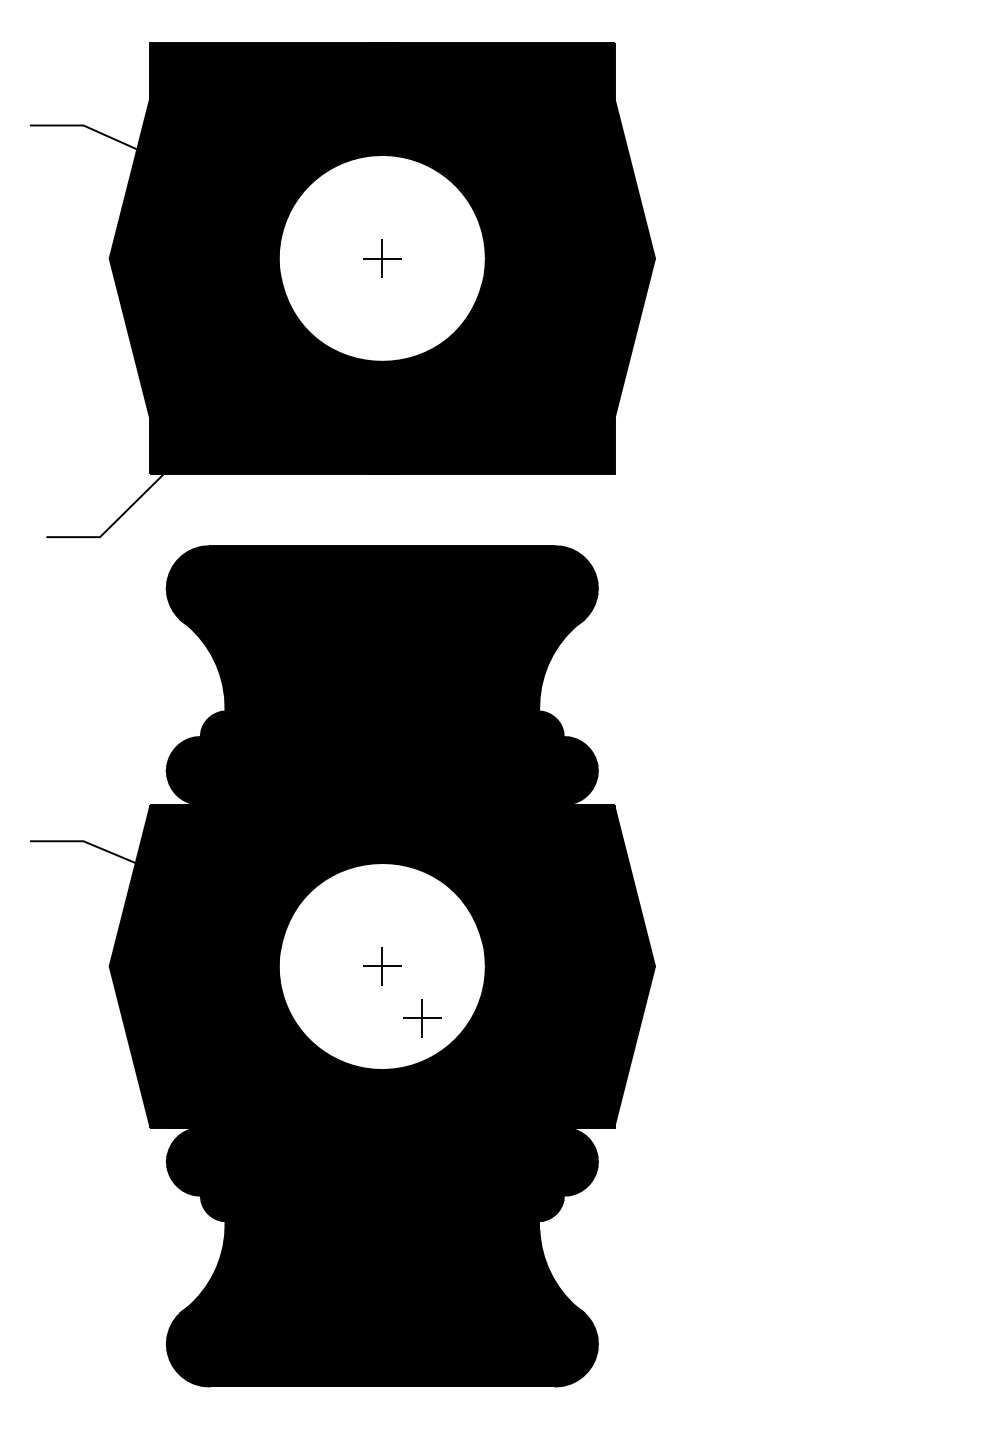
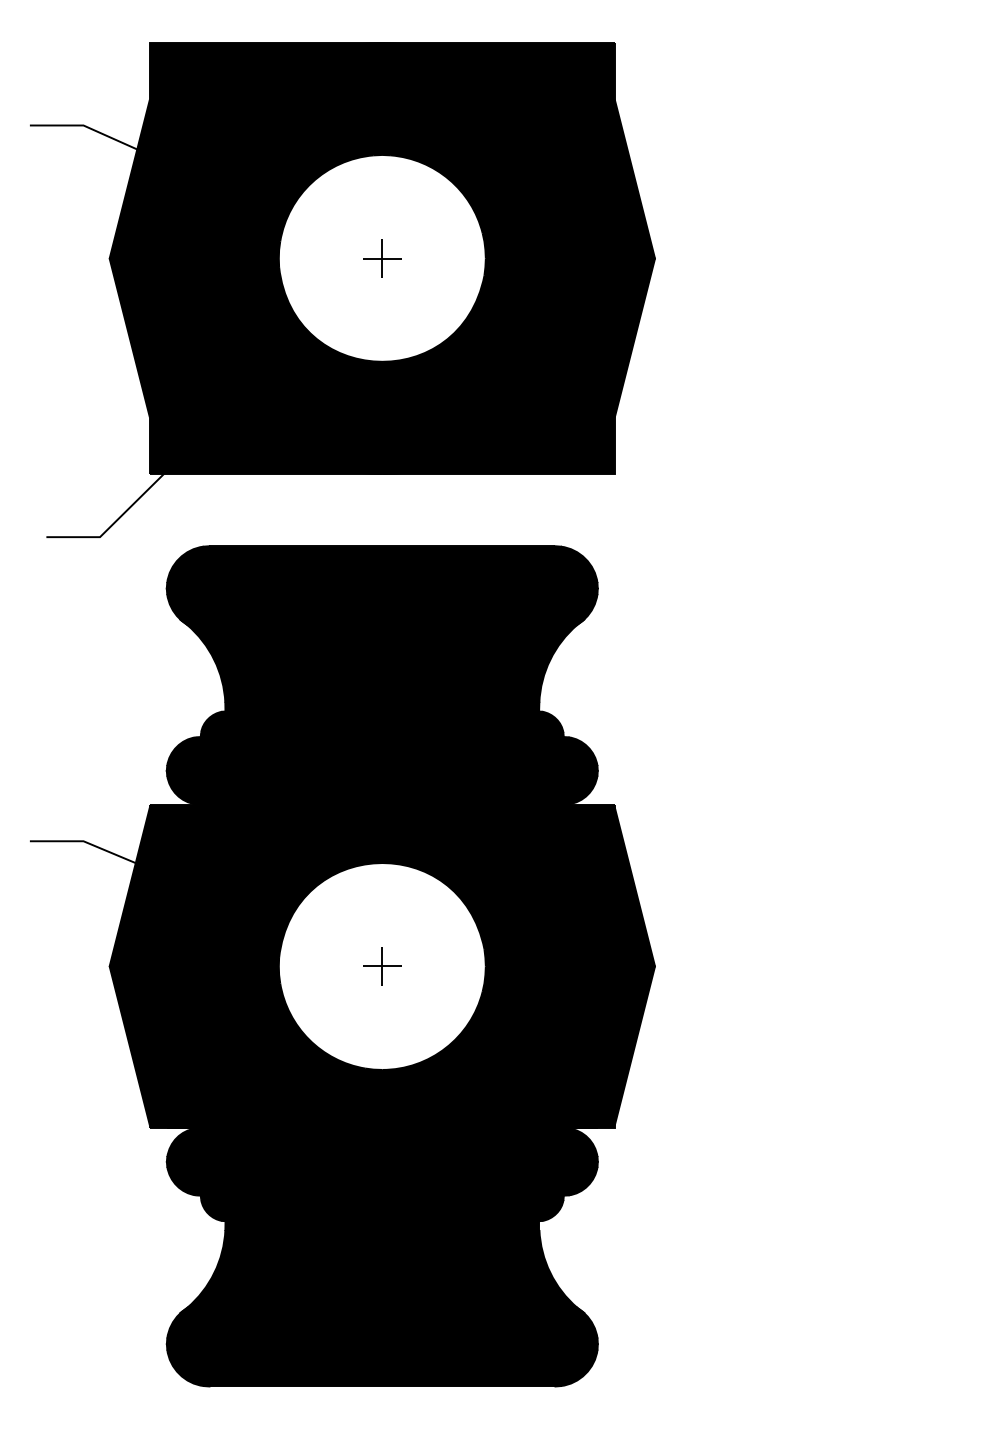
part: present -> none (422, 1018)
